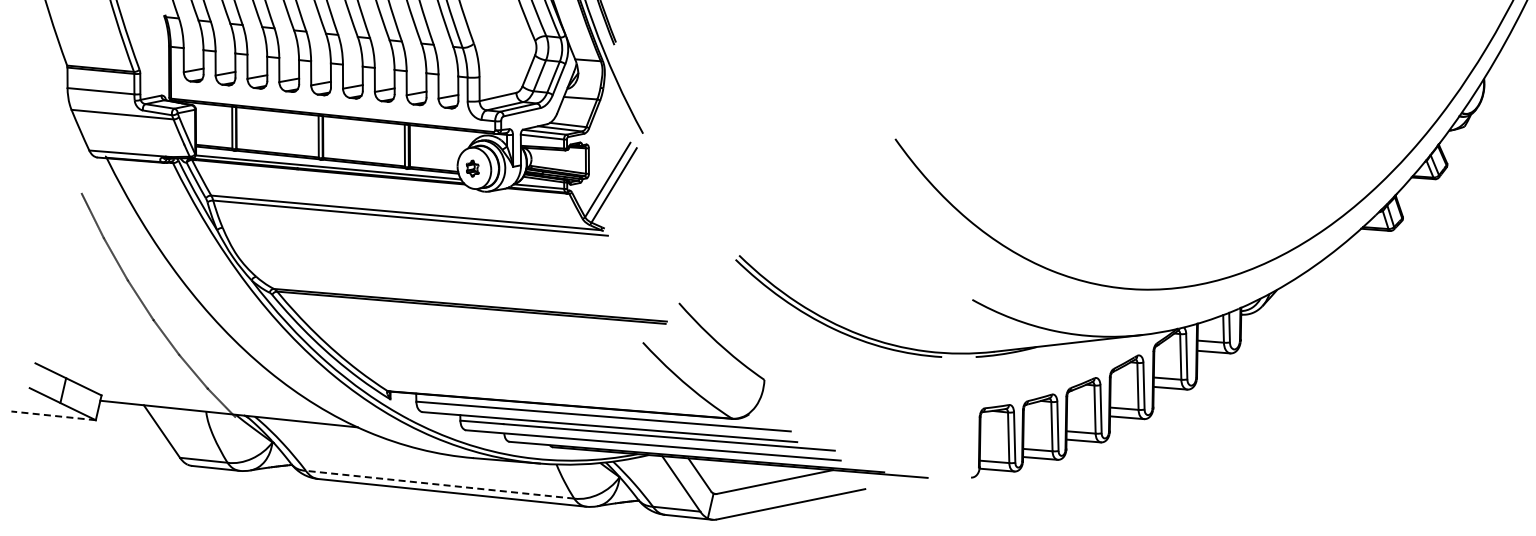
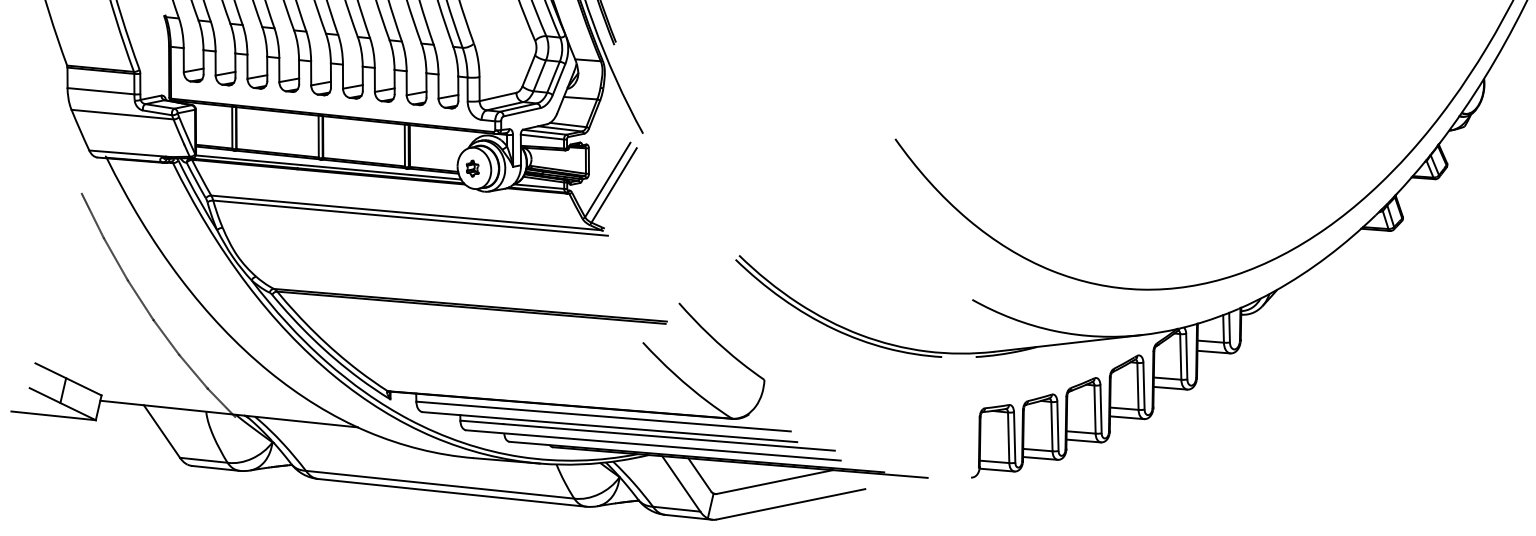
line: dashed -> solid (53, 415)
line: dashed -> solid (440, 484)
